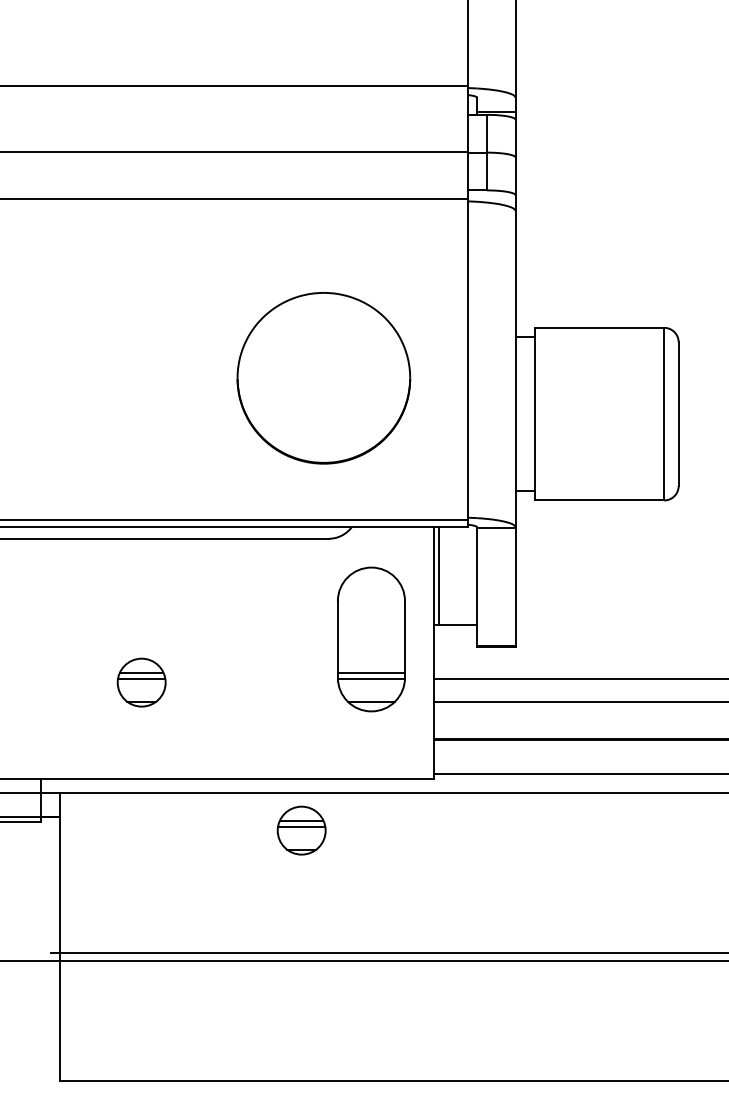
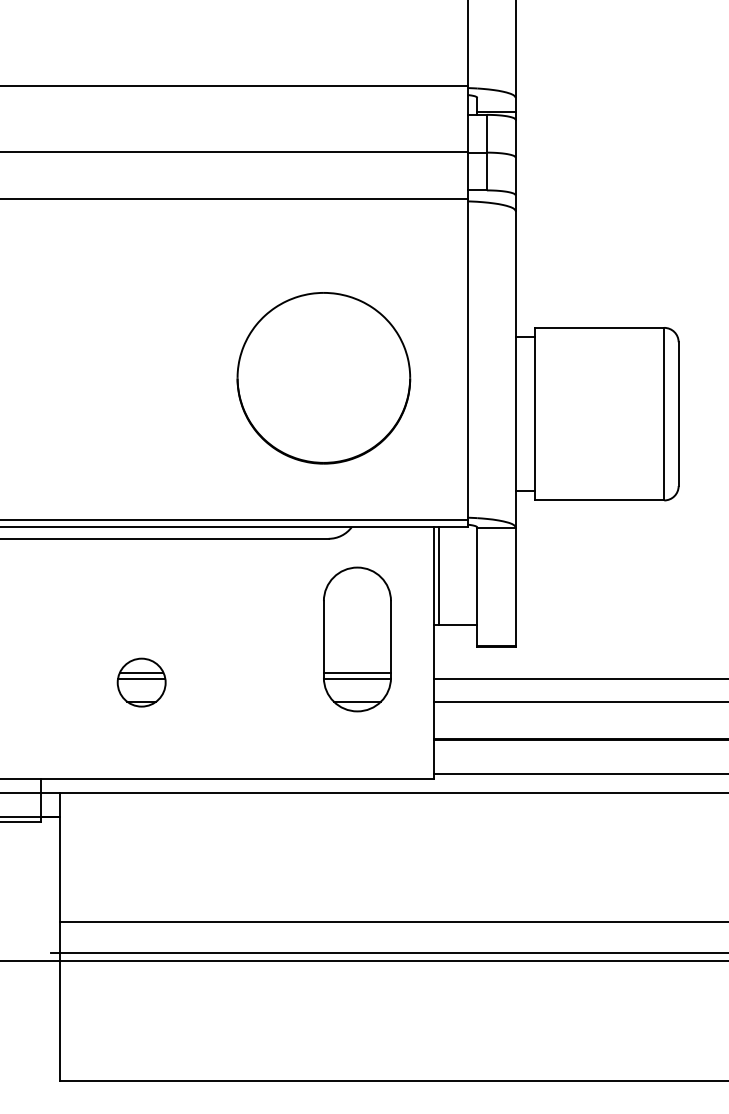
part position: (371, 639) -> (357, 639) (357, 639)
part: present -> none (301, 830)
line: none -> present (392, 922)
